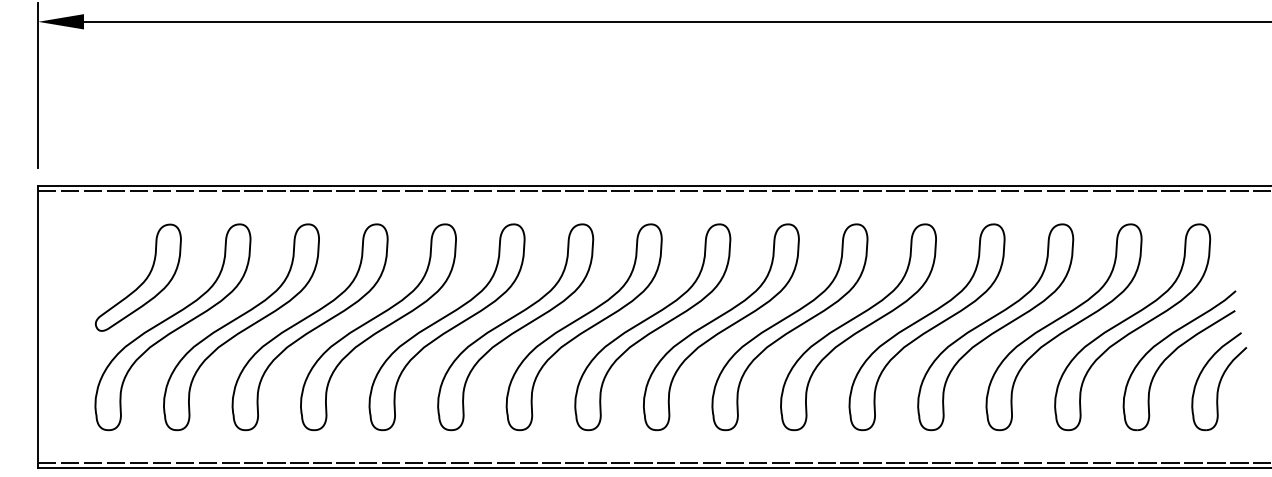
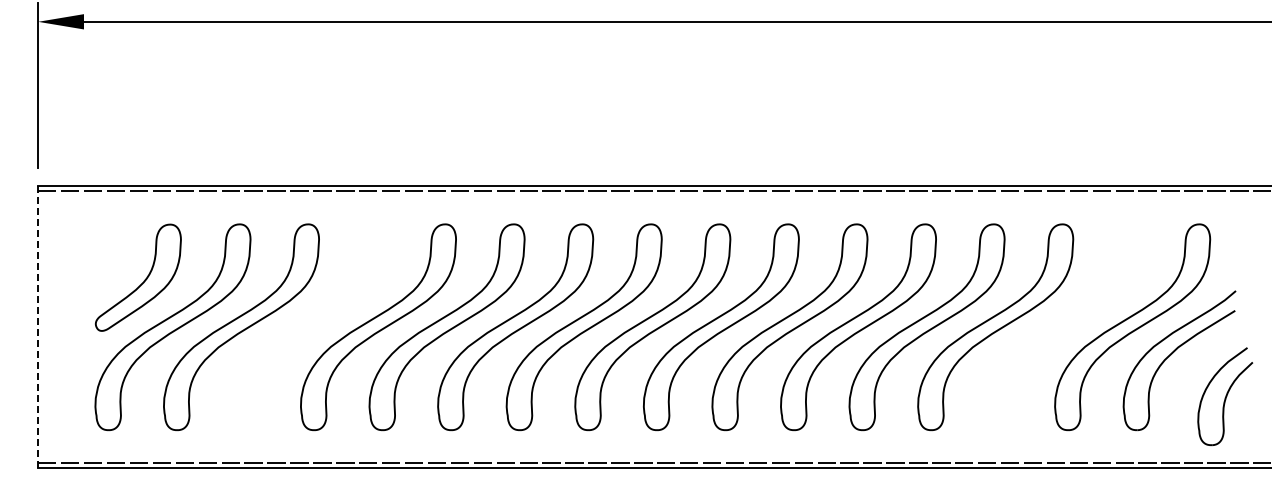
line: solid -> dashed (38, 327)
part: present -> none (309, 327)
part: present -> none (1063, 327)
part position: (1219, 381) -> (1225, 396) (1225, 396)
